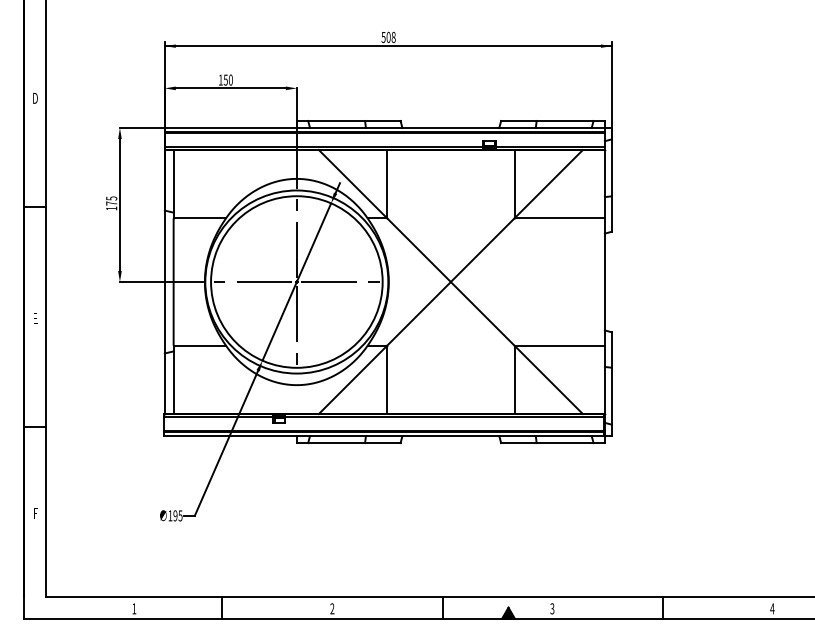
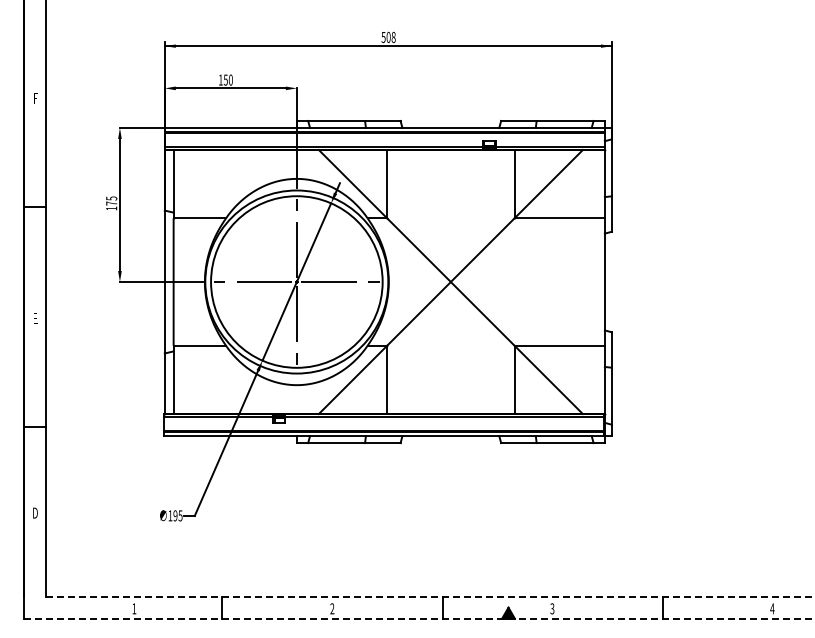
text: D -> F (35, 97)
text: F -> D (35, 512)
line: solid -> dashed (430, 596)
line: solid -> dashed (419, 618)
